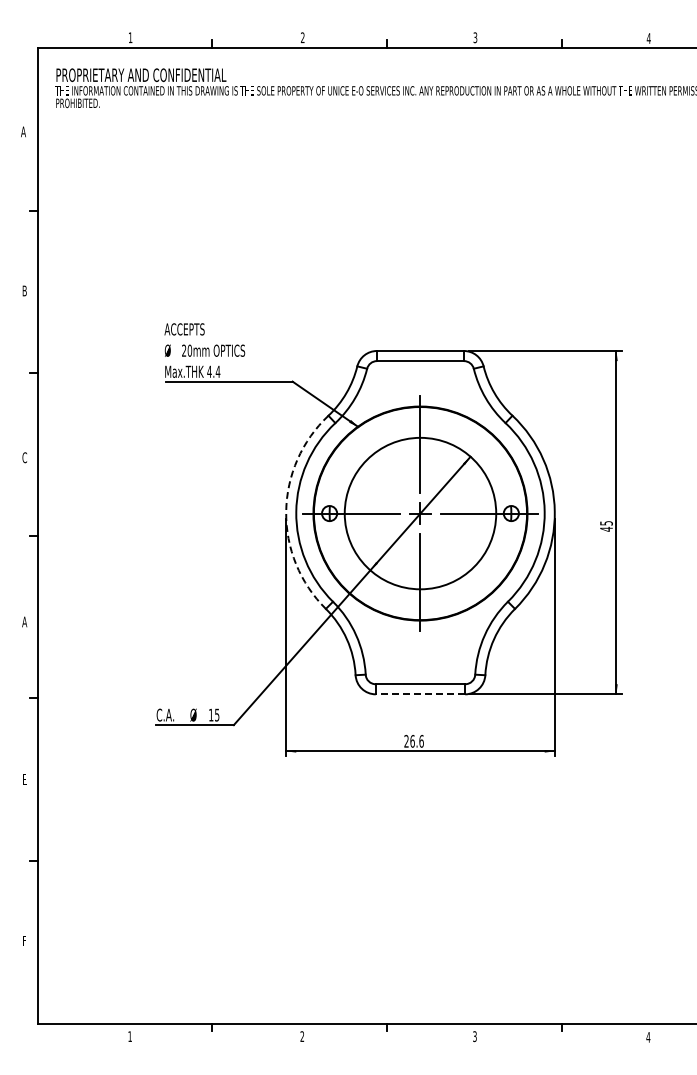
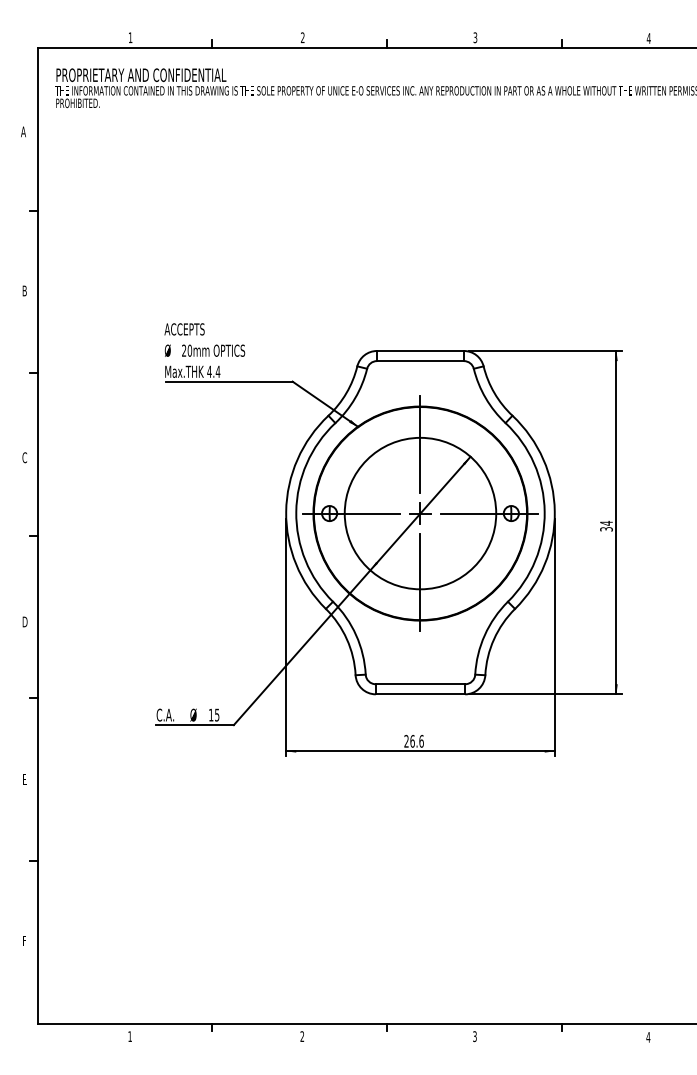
arc: dashed -> solid (286, 511)
text: 45 -> 34 (606, 525)
text: A -> D (24, 621)
line: dashed -> solid (420, 694)
